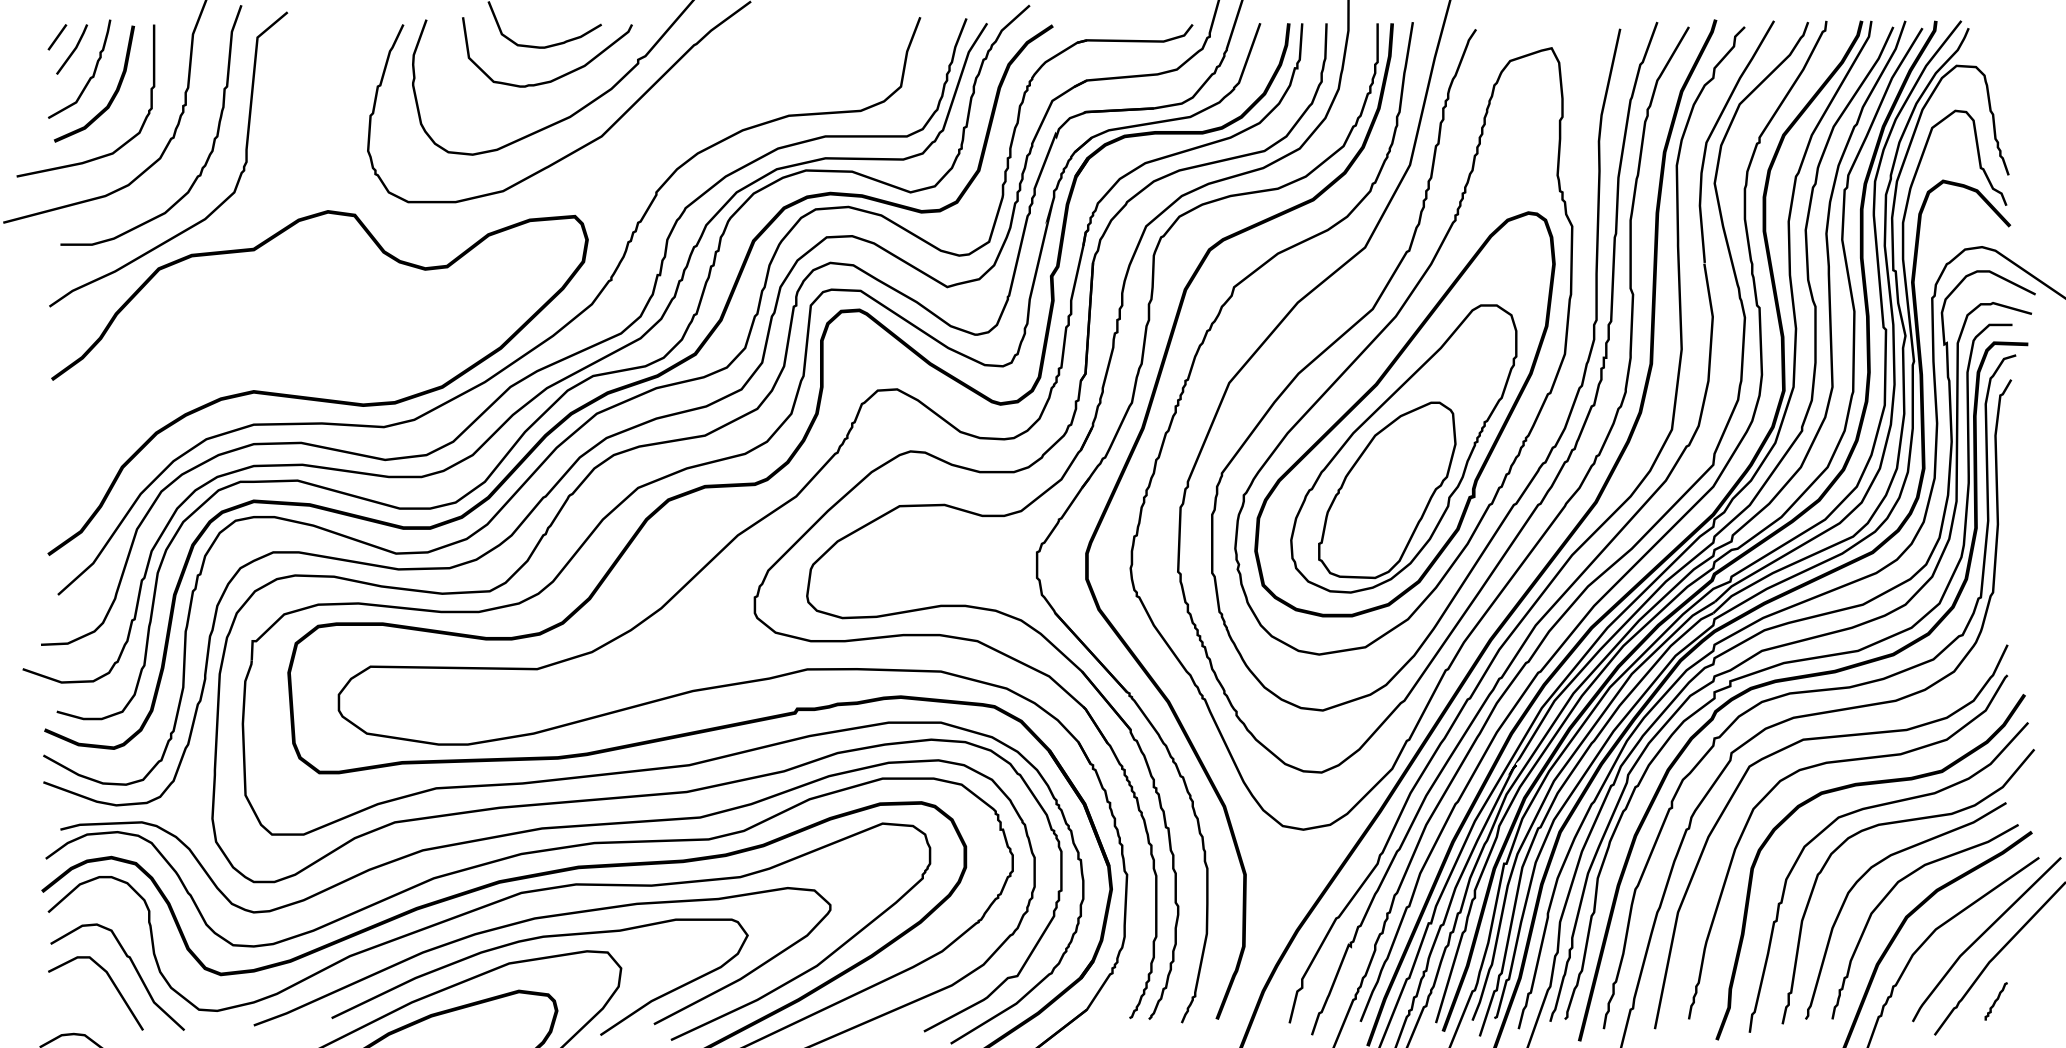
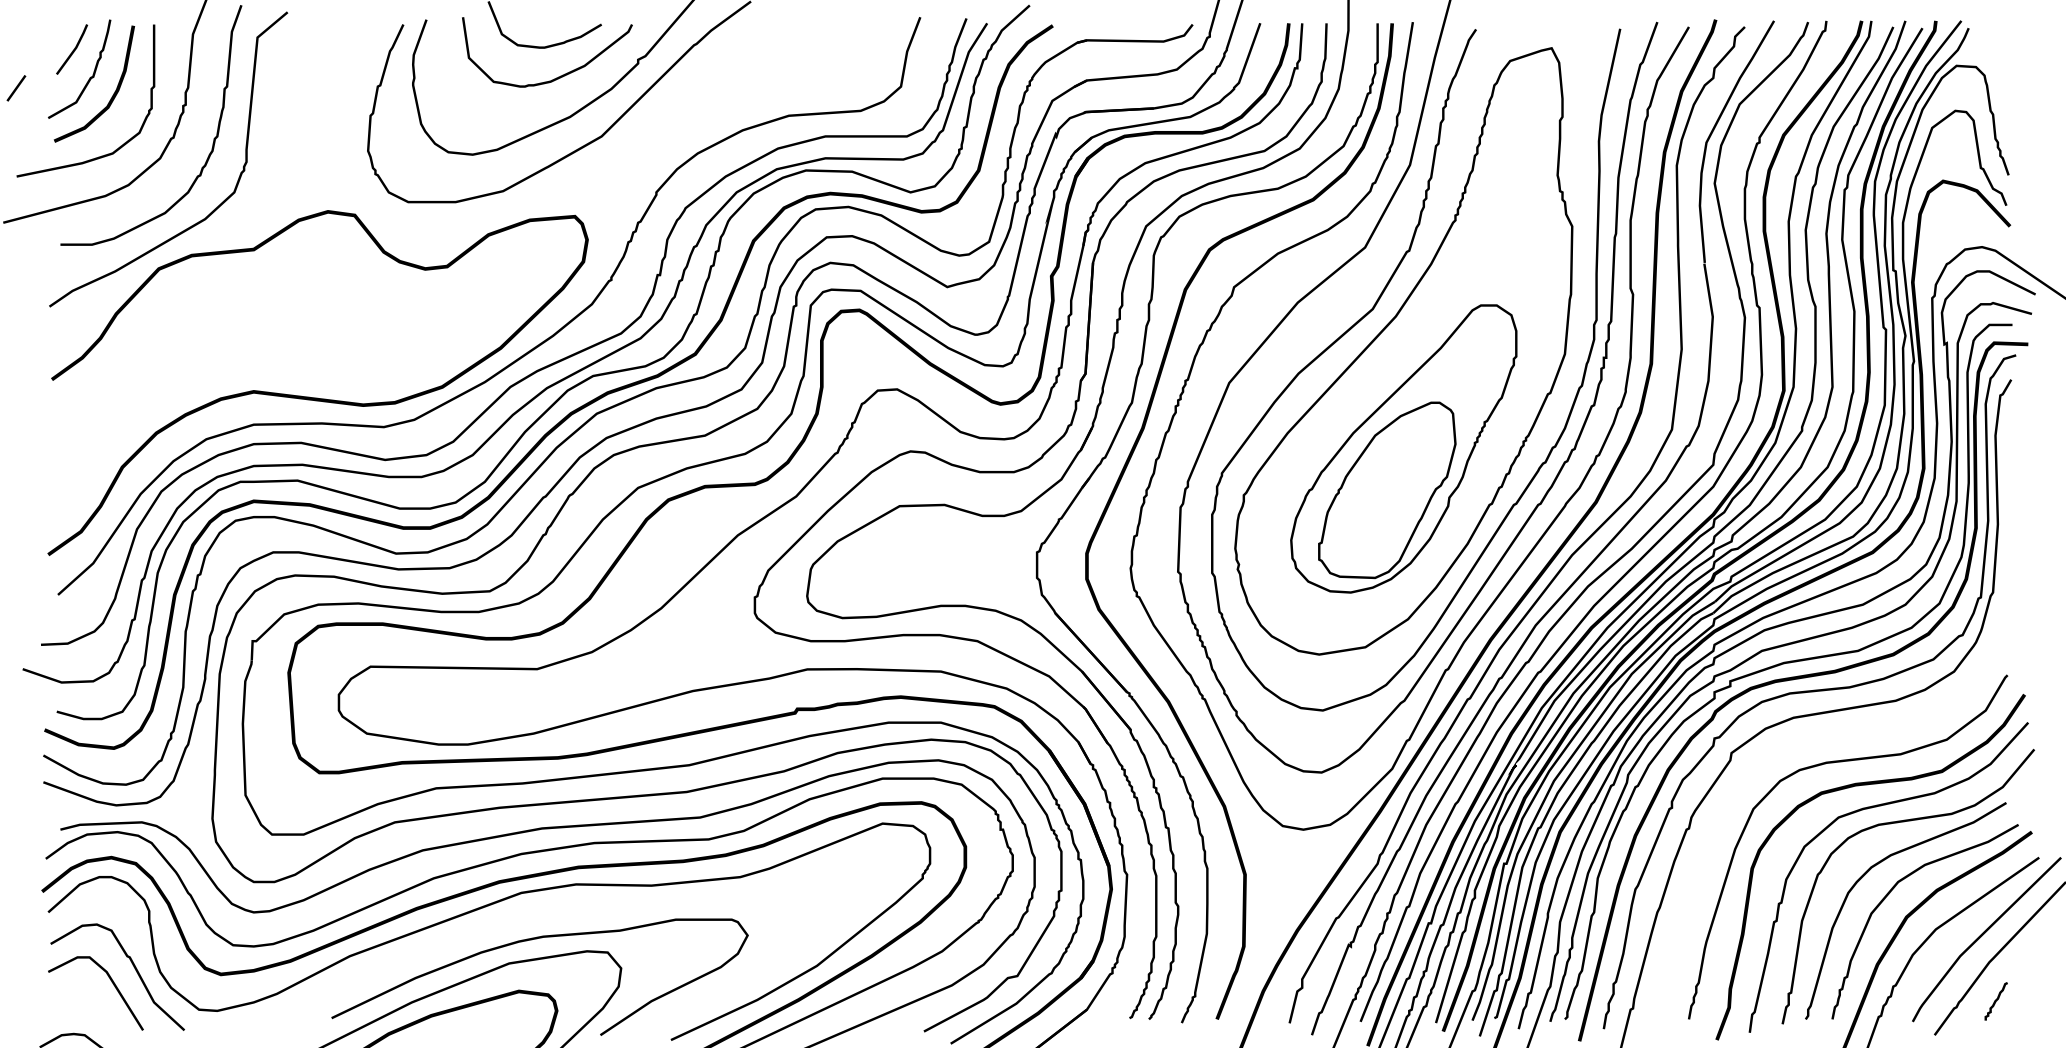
line position: (57, 37) -> (16, 88) (16, 88)
part: present -> none (1404, 414)
curve: present -> none (1821, 739)
curve: present -> none (538, 919)
